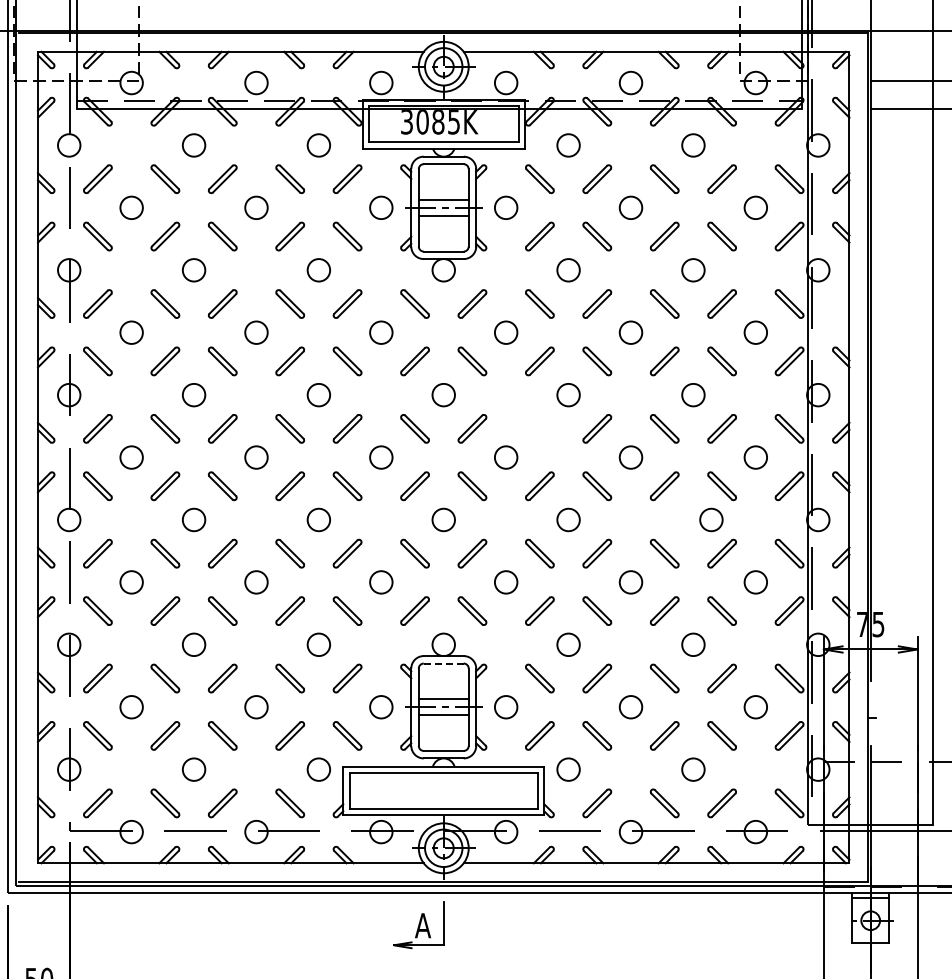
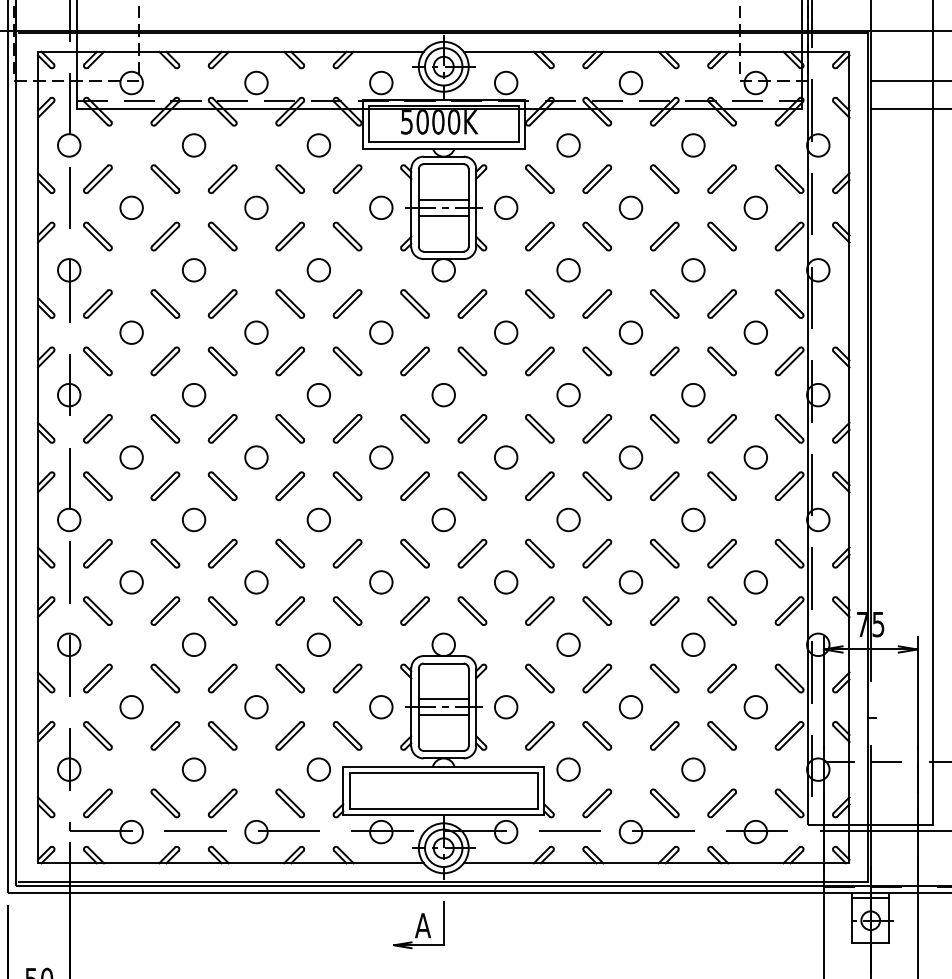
text: 3085K -> 5000K (430, 122)
part: none -> present (539, 428)
circle position: (711, 519) -> (693, 519) (693, 519)
line: dashed -> solid (443, 663)
